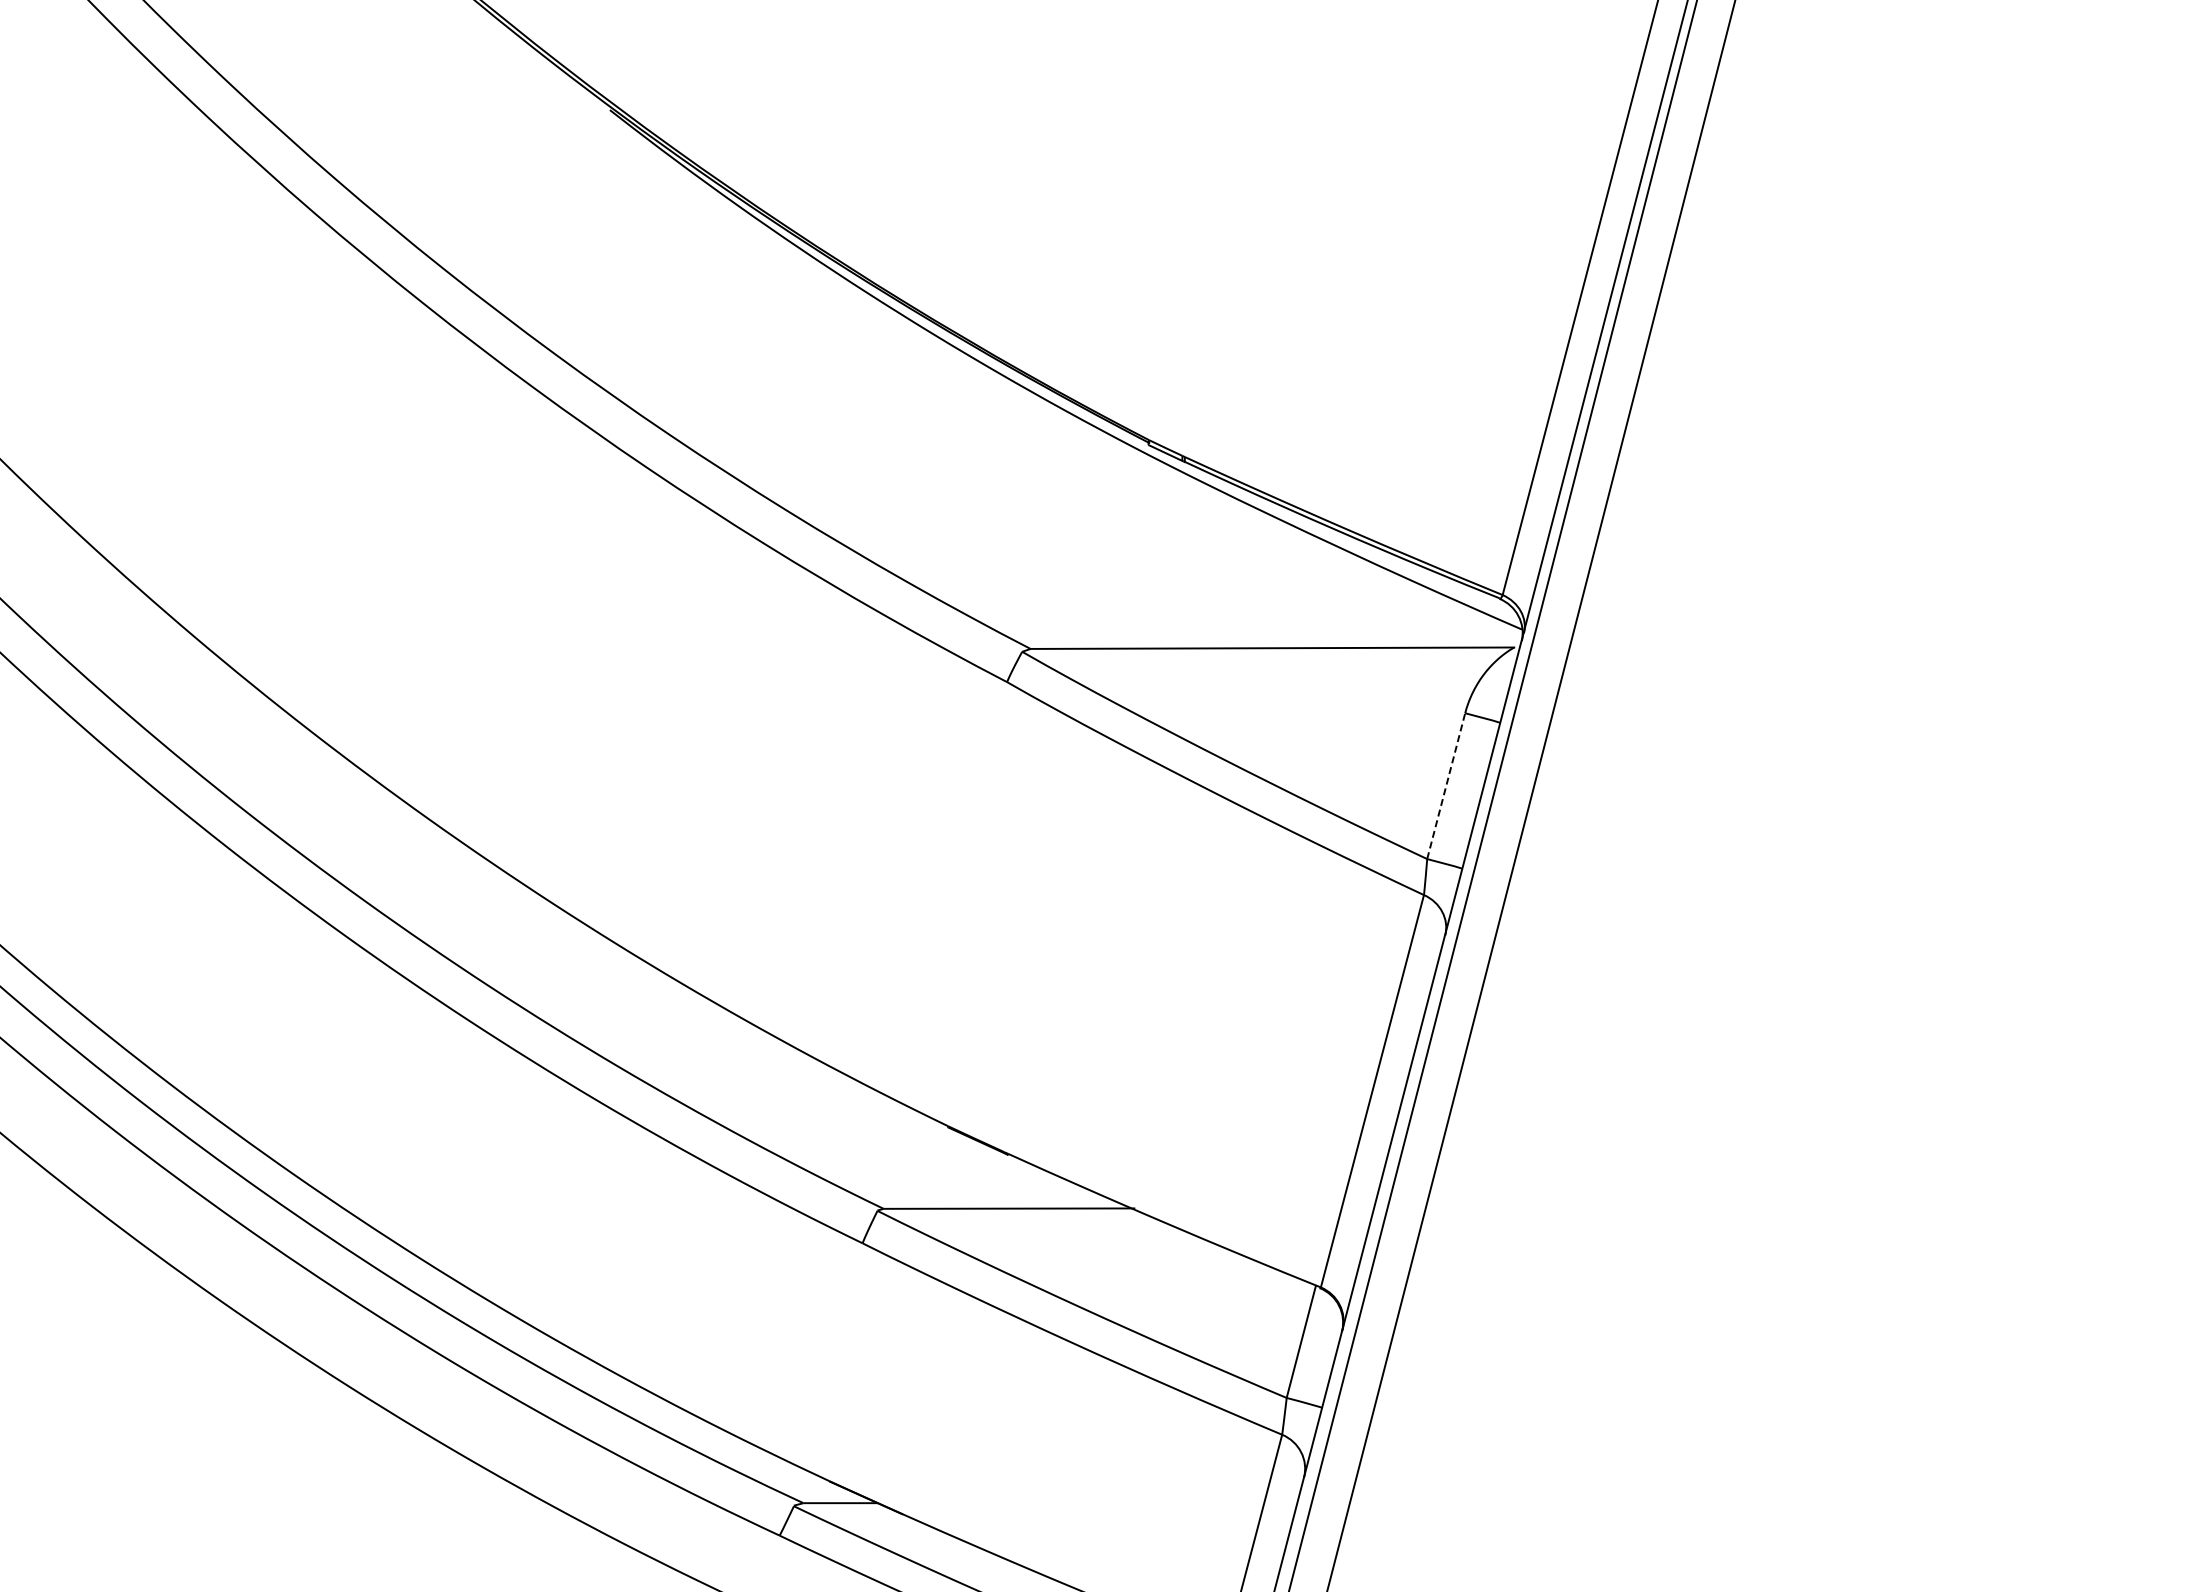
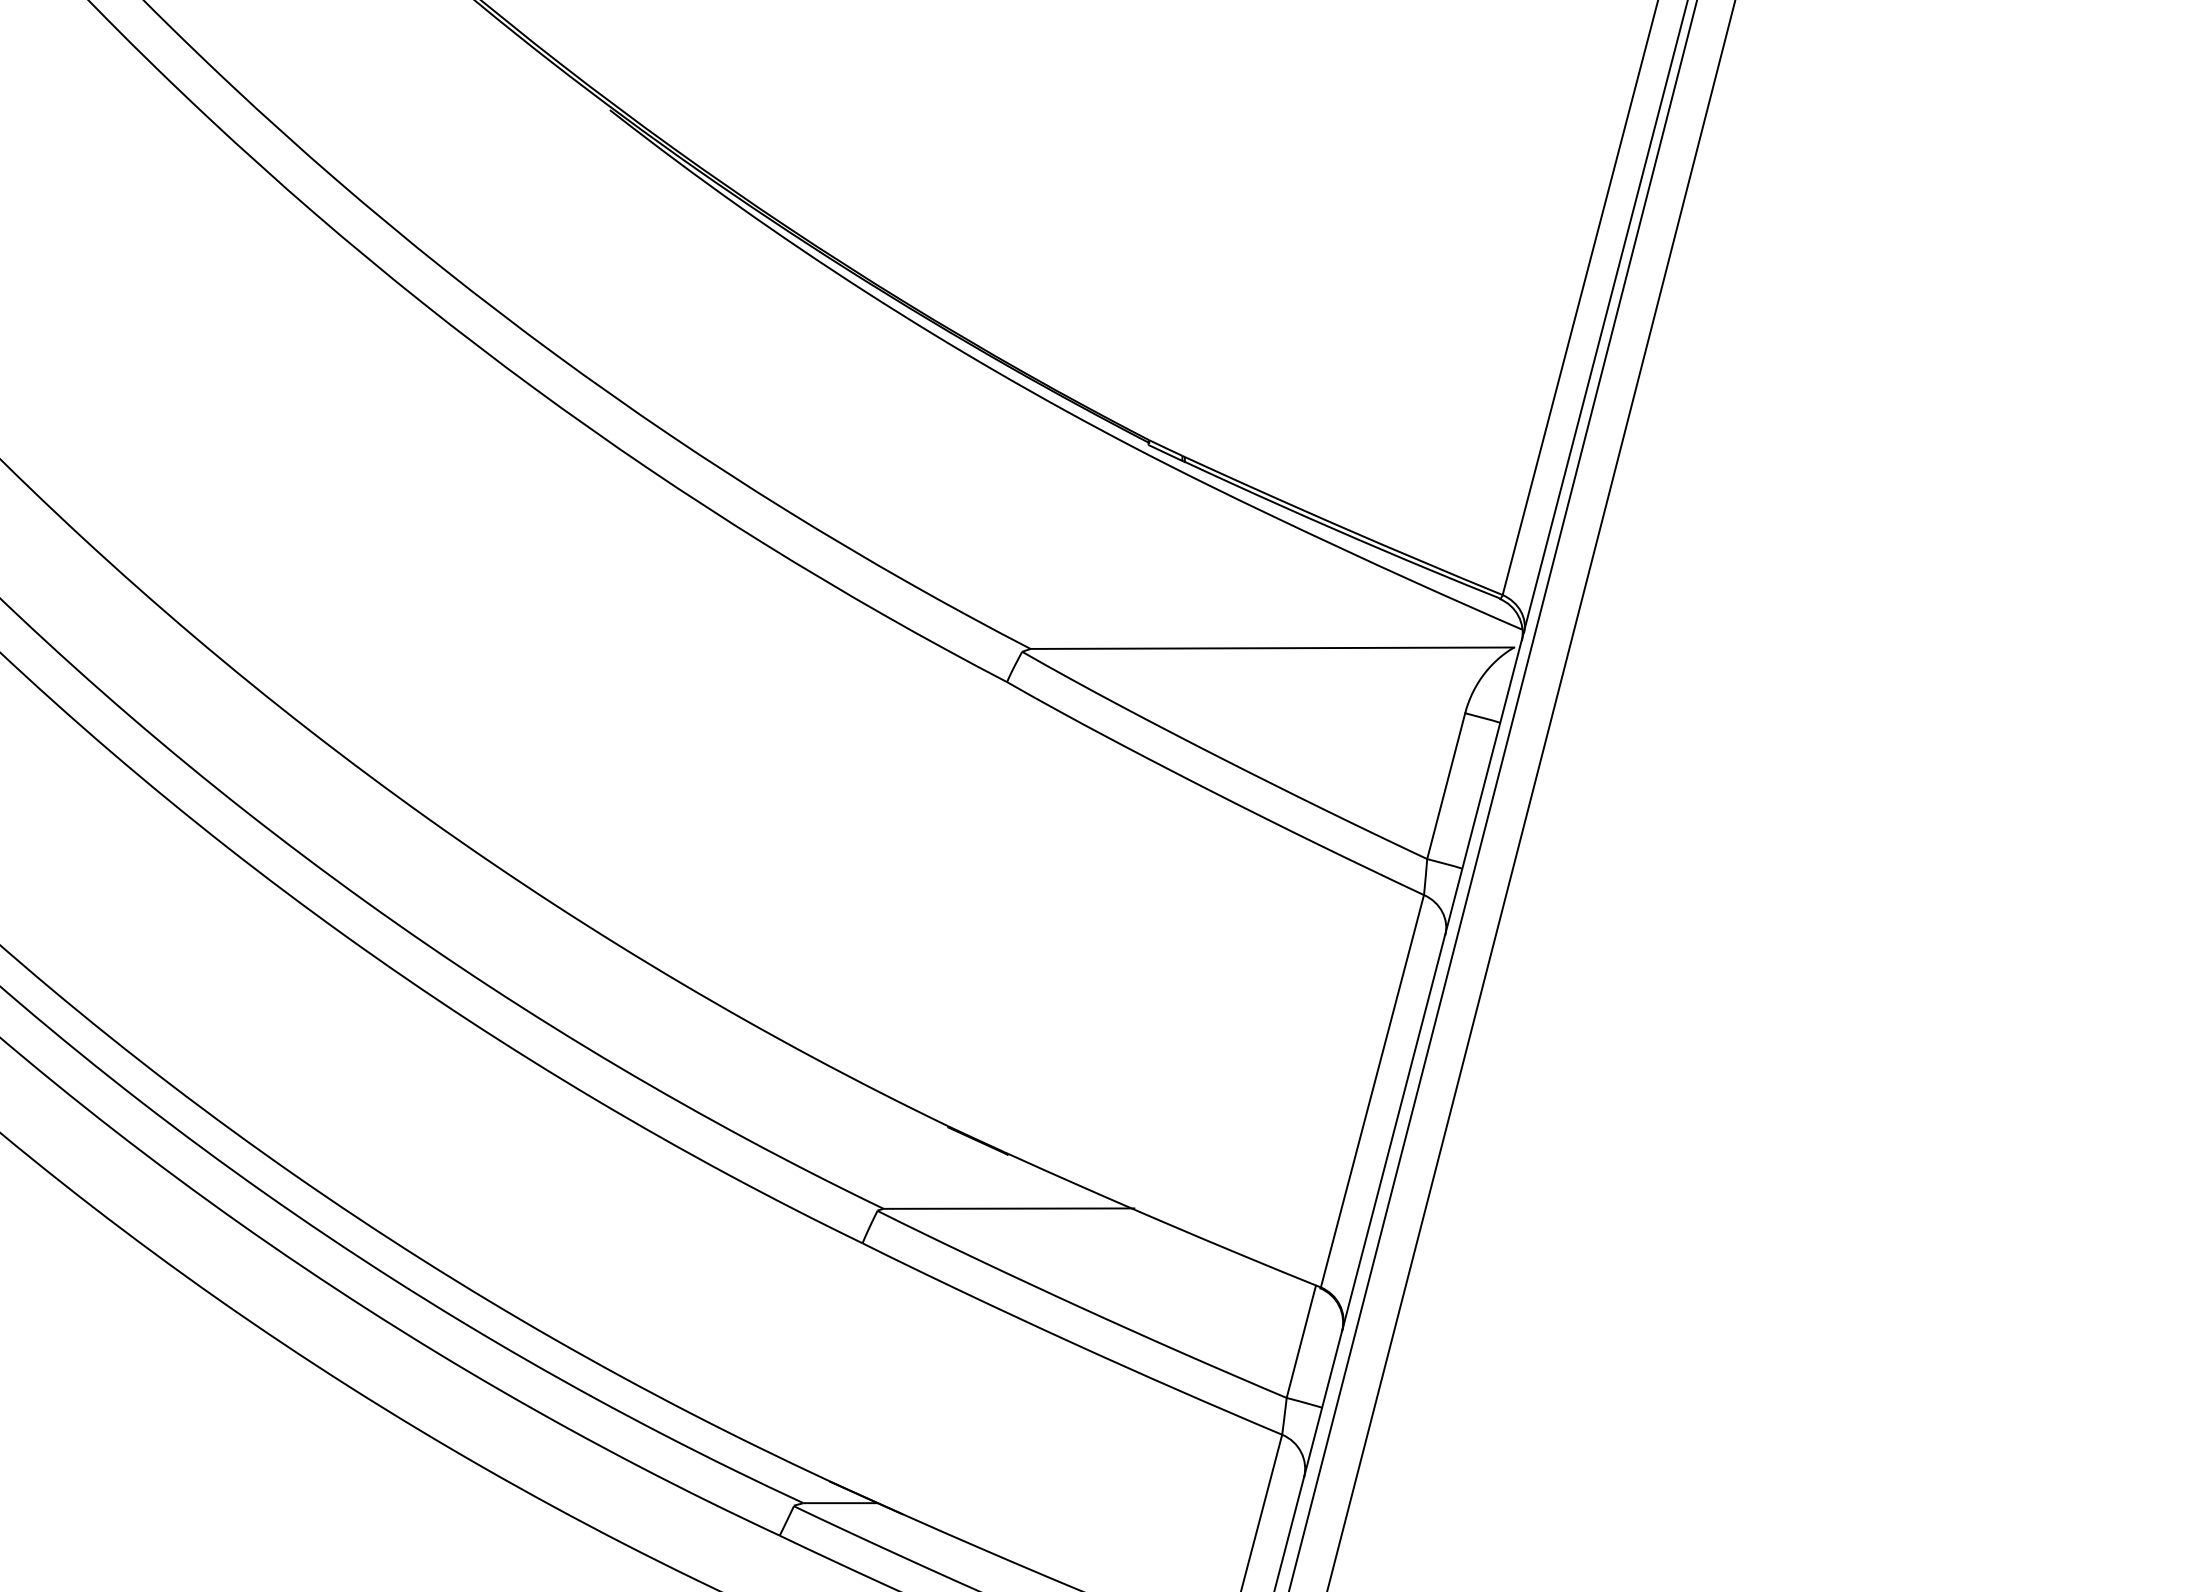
line: dashed -> solid (1446, 785)
